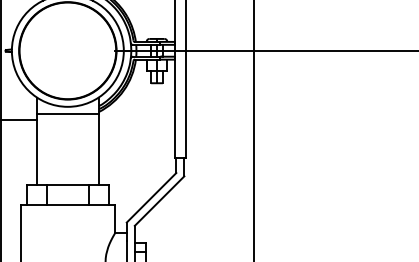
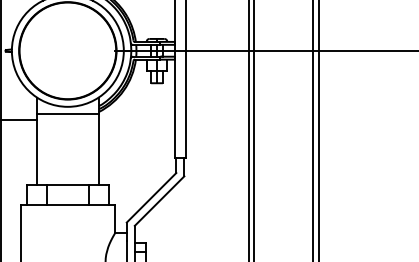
line: none -> present (248, 130)
line: none -> present (313, 130)
line: none -> present (319, 130)
